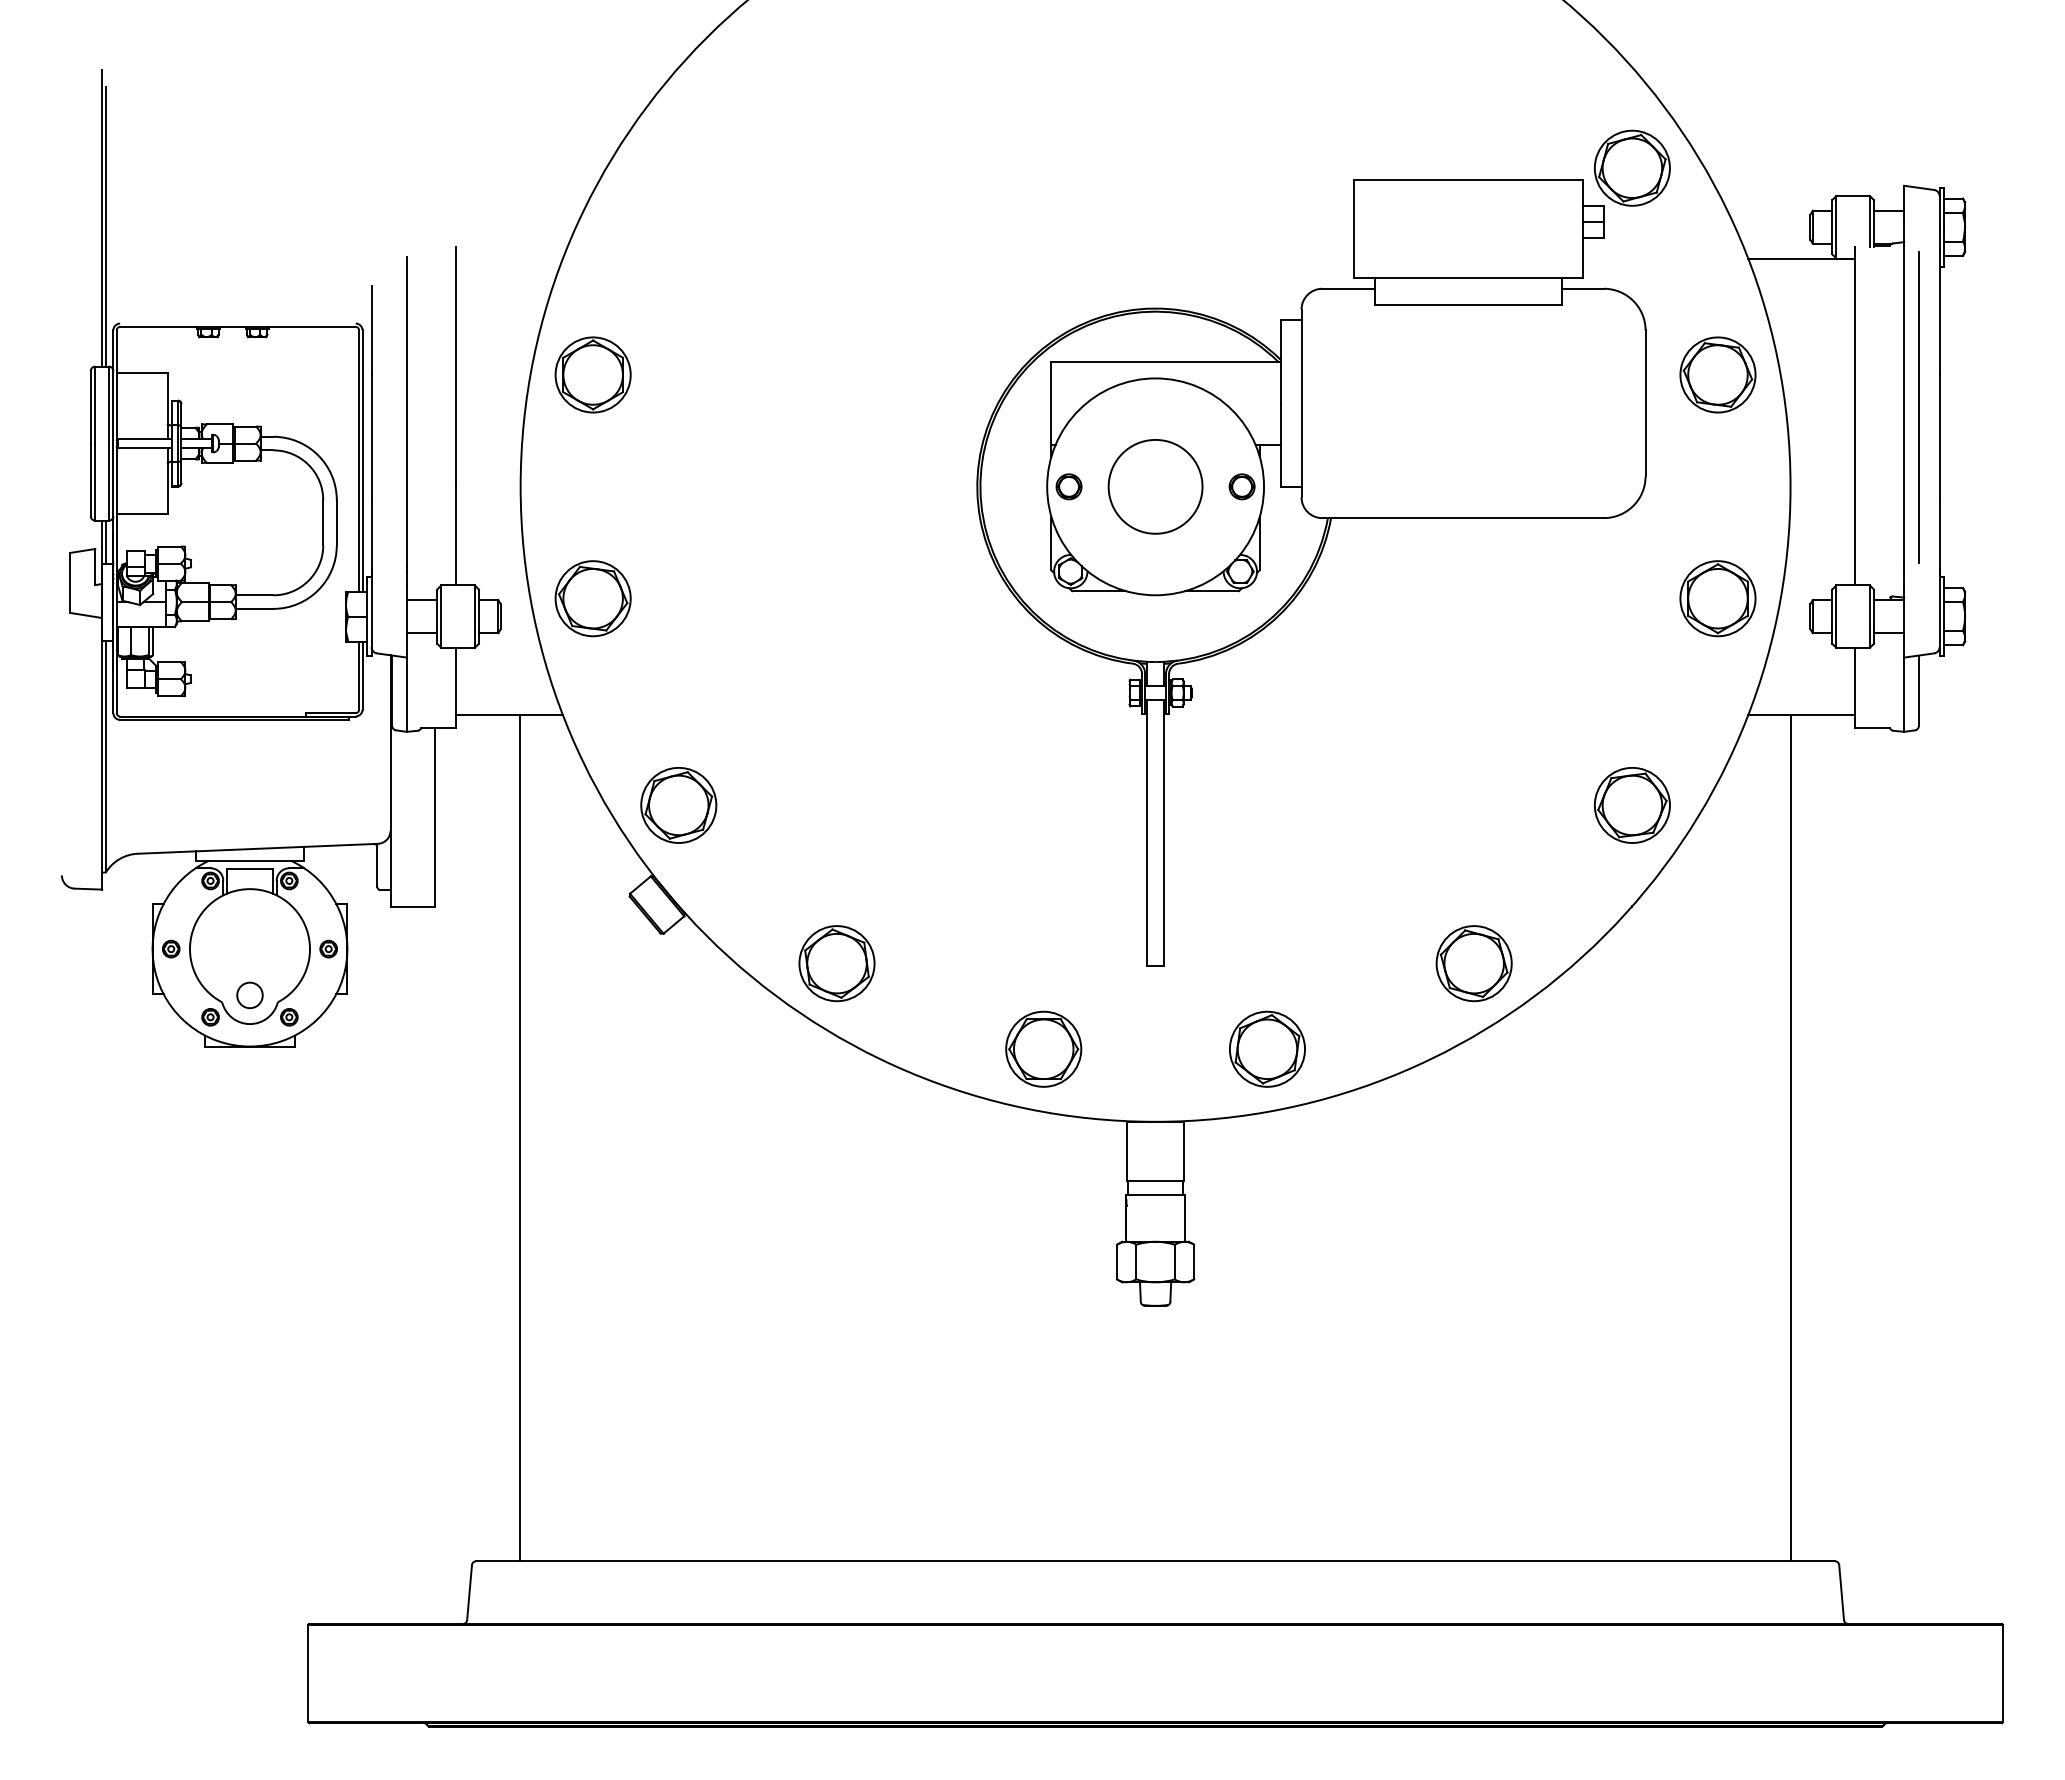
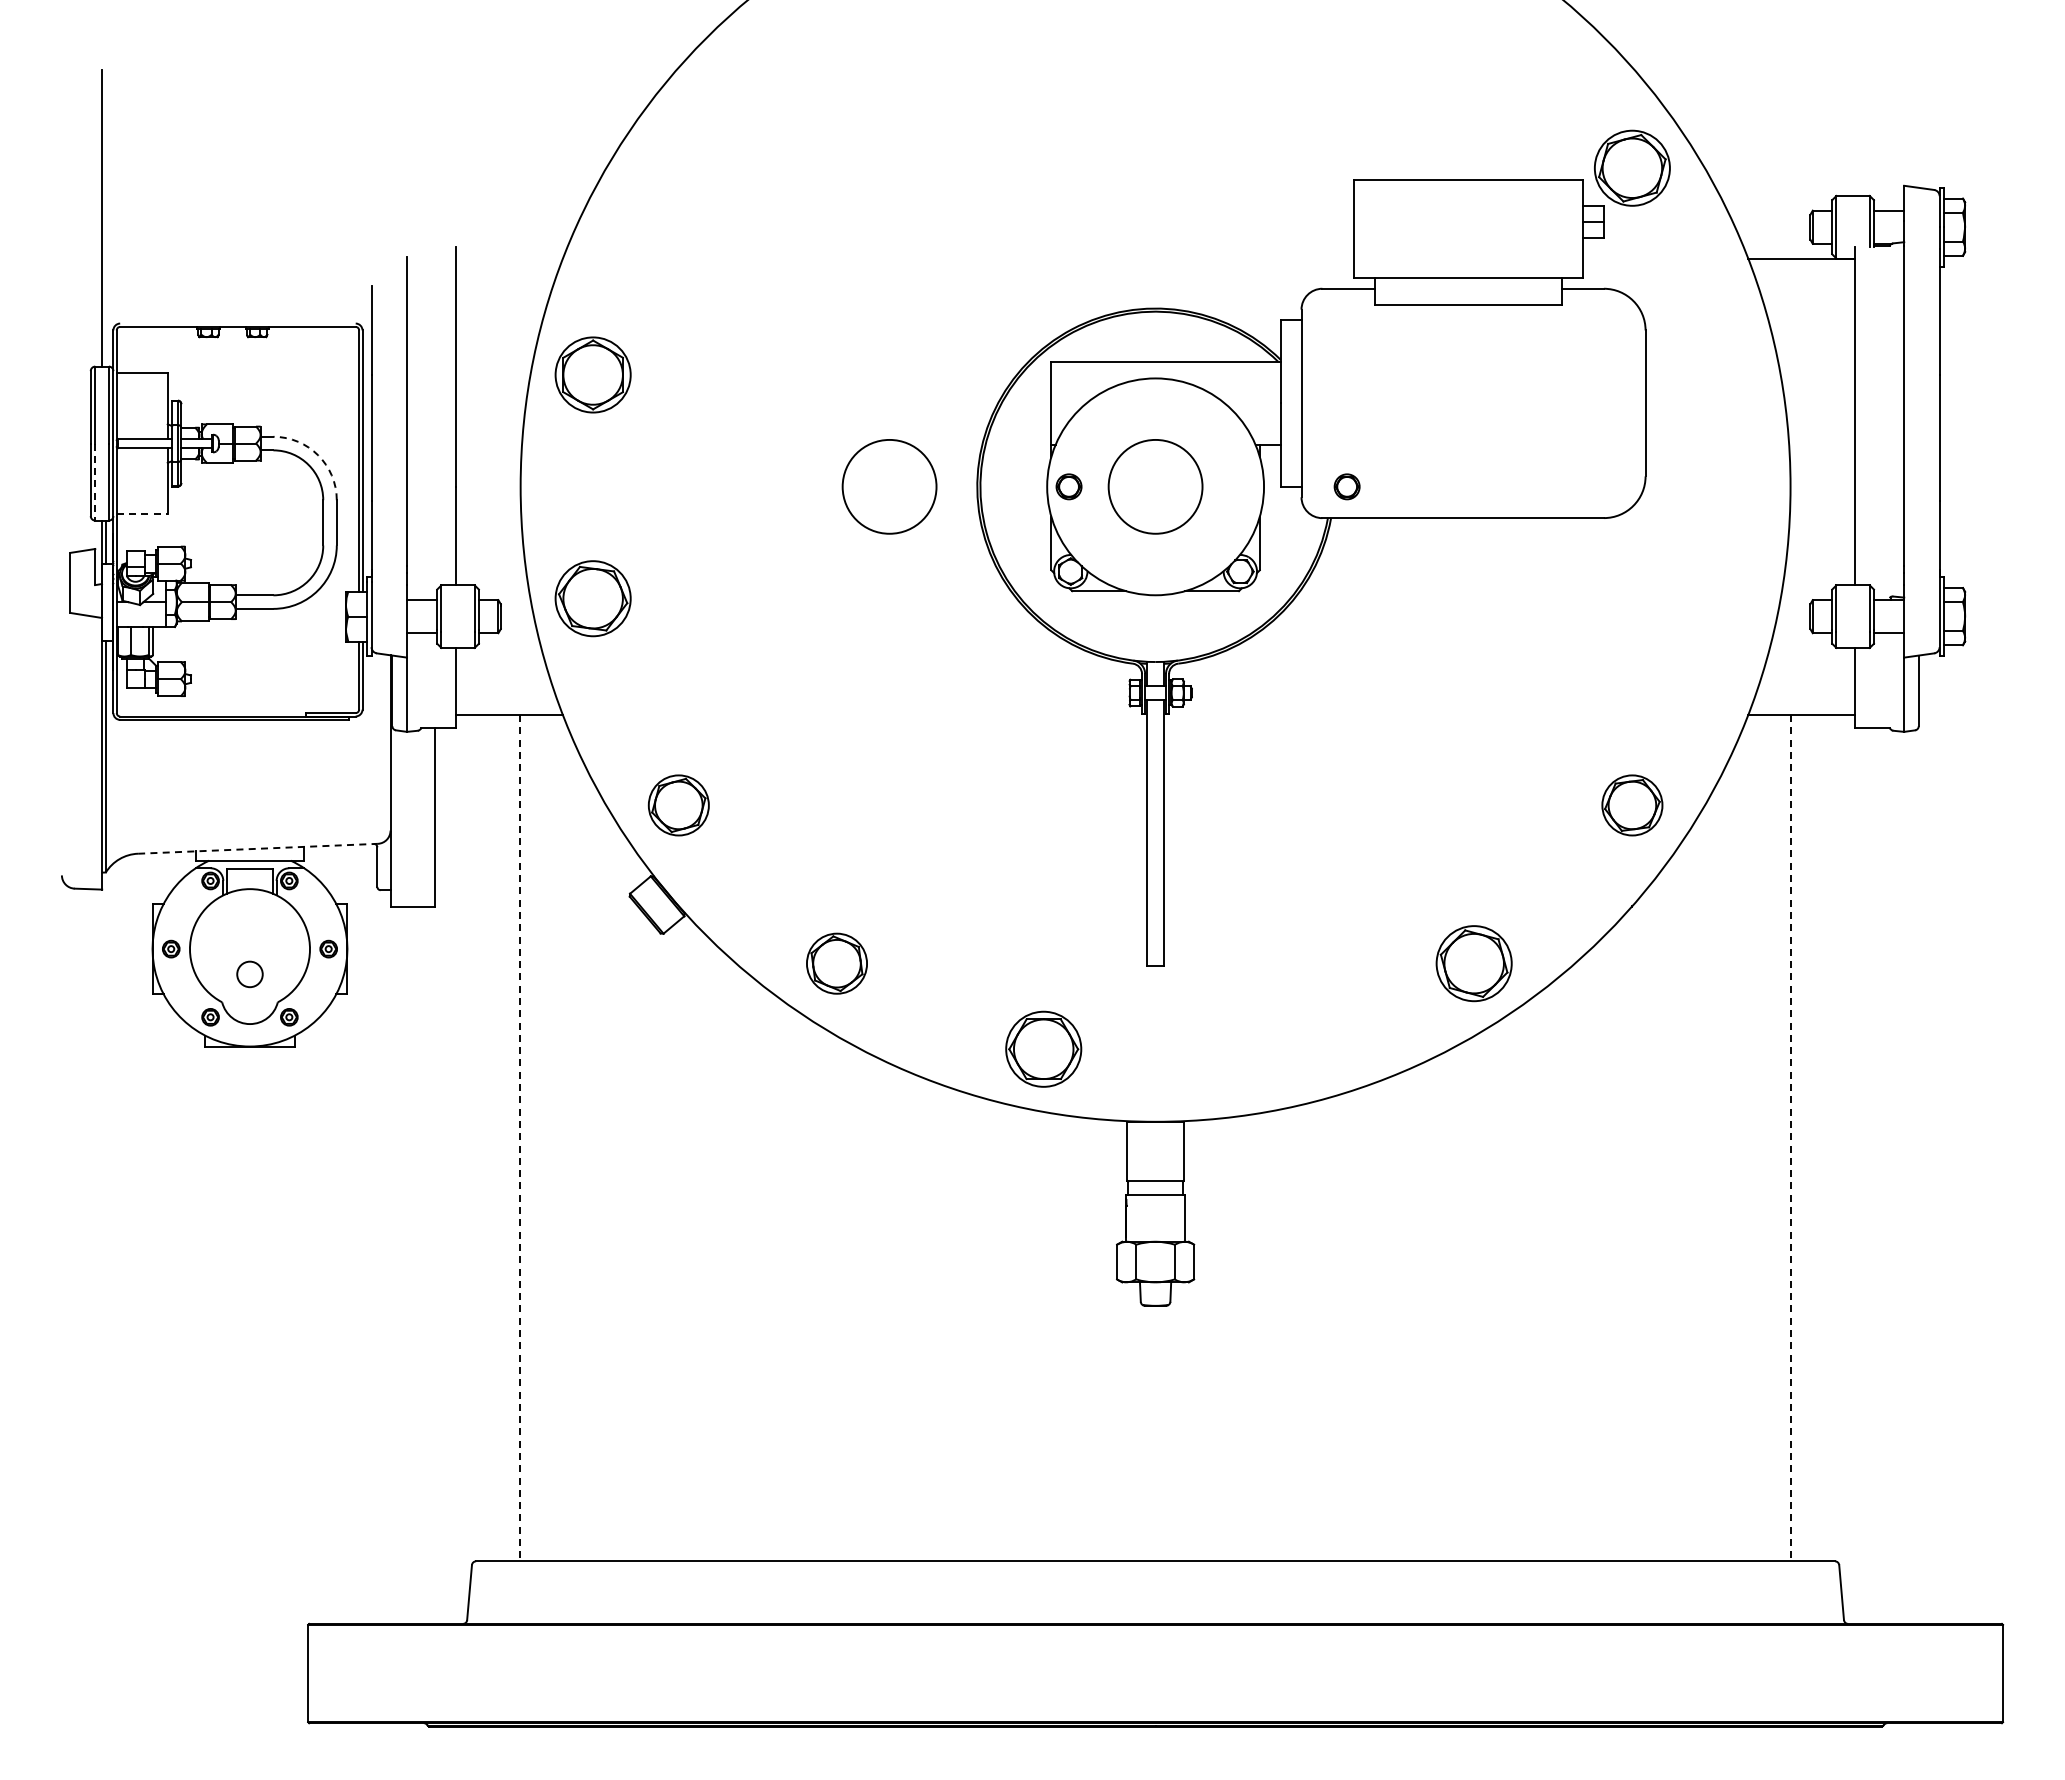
line: present -> none (105, 226)
part: present -> none (1717, 374)
line: present -> none (1918, 407)
arc: solid -> dashed (318, 455)
line: solid -> dashed (95, 482)
circle: none -> present (889, 486)
part position: (1241, 486) -> (1346, 486) (1346, 486)
line: solid -> dashed (142, 513)
part: present -> none (1717, 598)
part size: 78x77 px -> 63x63 px (678, 805)
part size: 77x77 px -> 63x63 px (1632, 805)
line: solid -> dashed (258, 848)
part size: 78x78 px -> 62x63 px (836, 963)
circle position: (249, 995) -> (249, 974) (249, 974)
part: present -> none (1267, 1048)
line: solid -> dashed (520, 1138)
line: solid -> dashed (1791, 1138)
